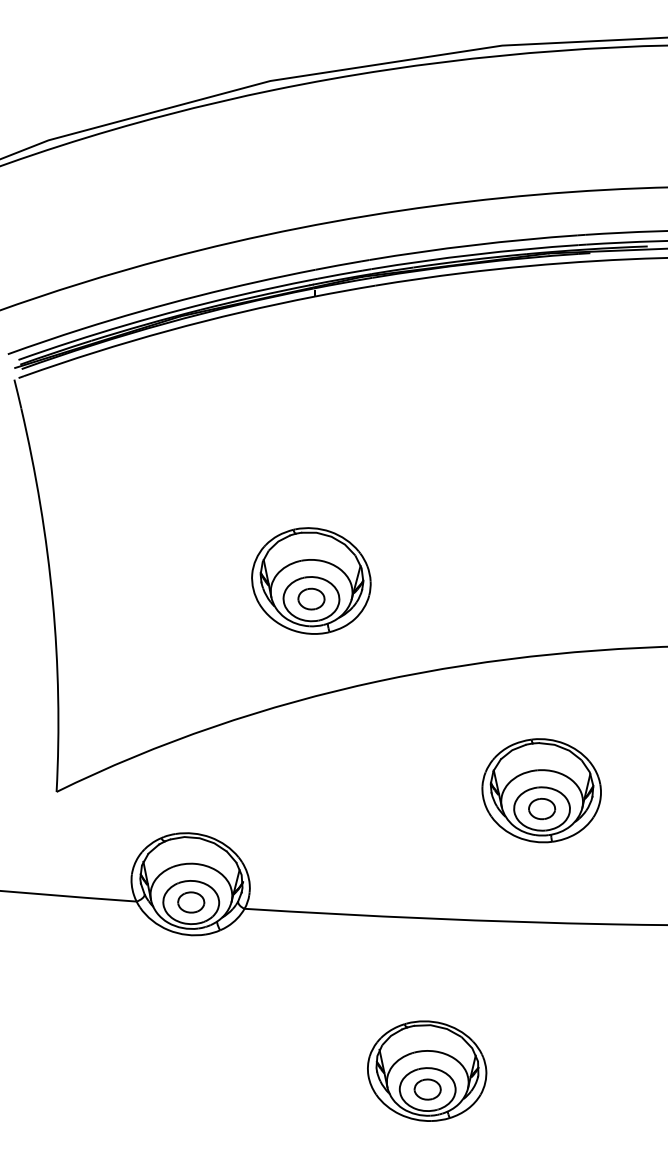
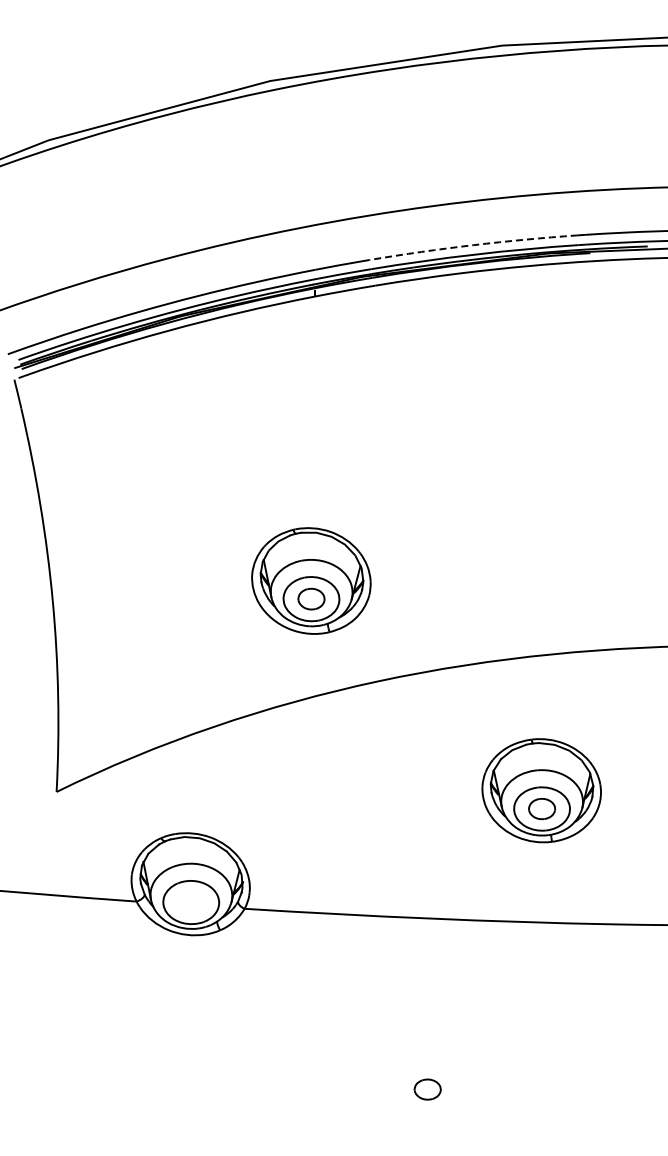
arc: solid -> dashed (473, 245)
part: present -> none (191, 902)
part: present -> none (427, 1070)
